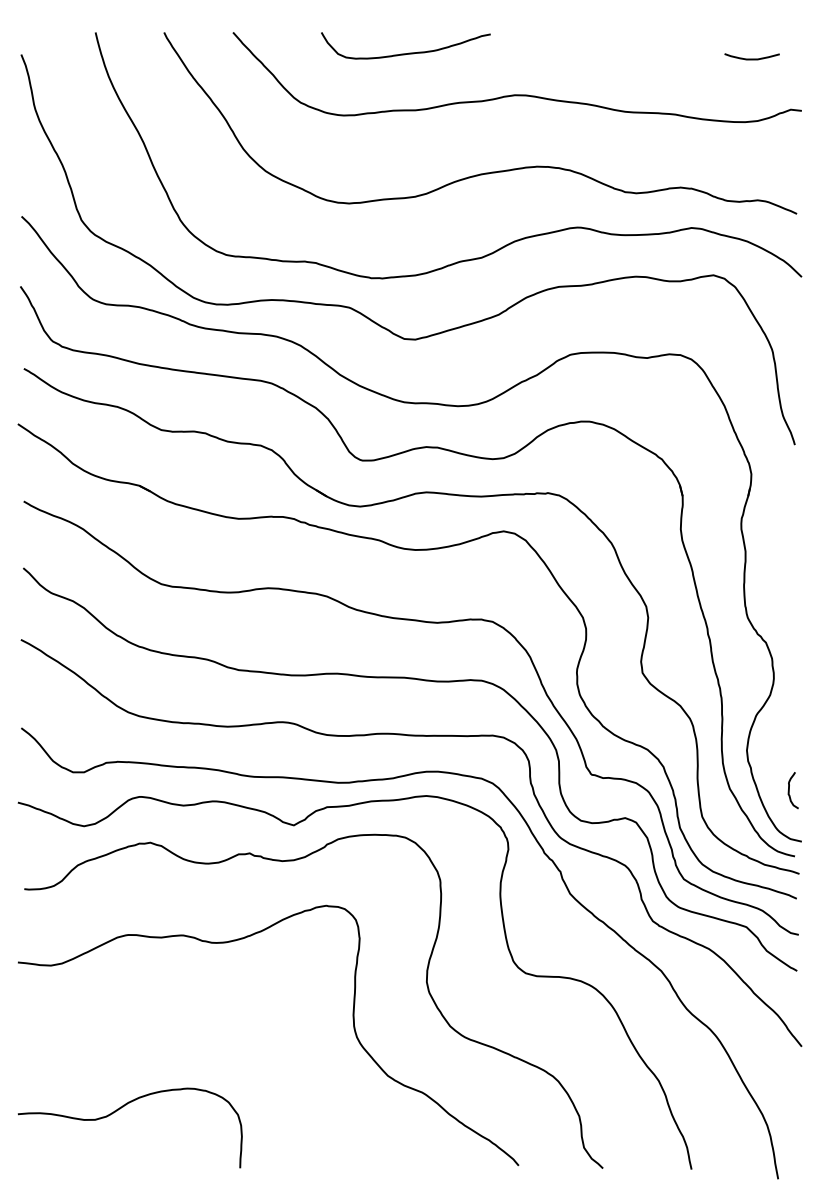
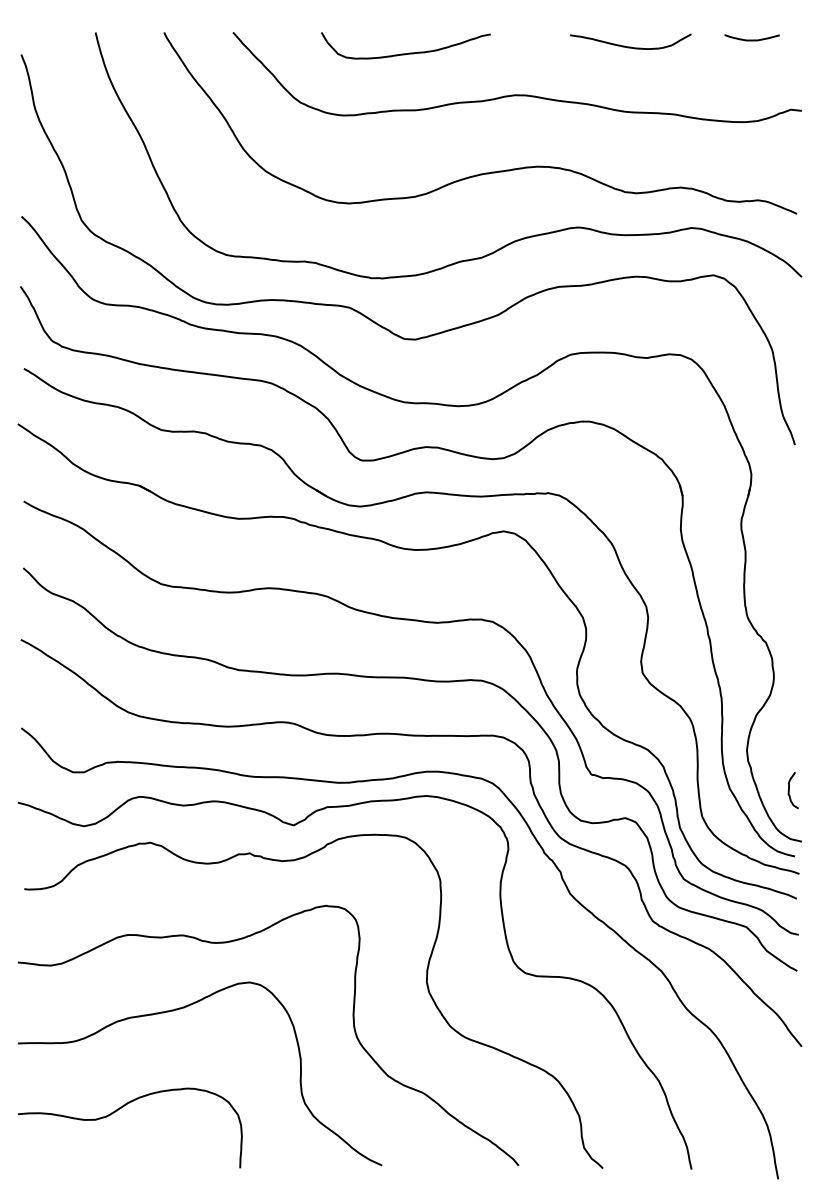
curve: none -> present (630, 46)
curve position: (751, 58) -> (751, 39) (751, 39)
curve: none -> present (181, 1009)
